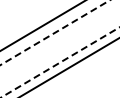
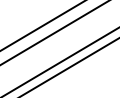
line: dashed -> solid (55, 32)
line: dashed -> solid (60, 62)
